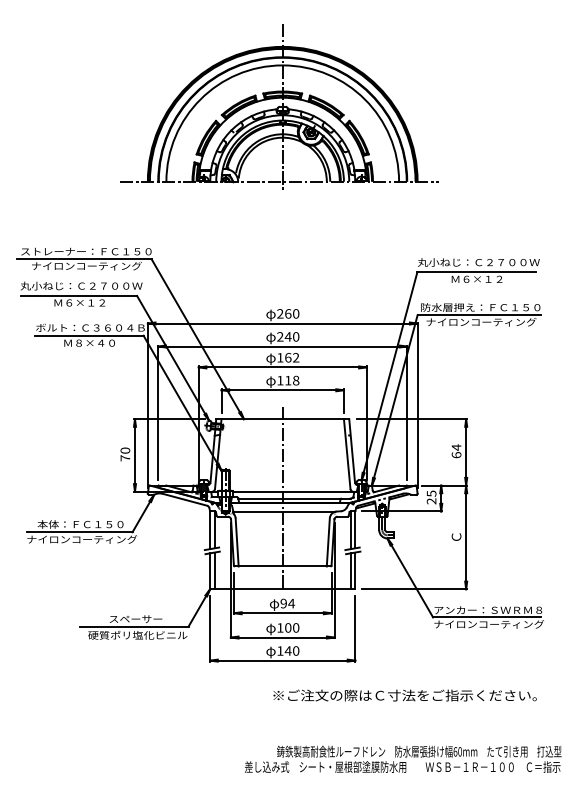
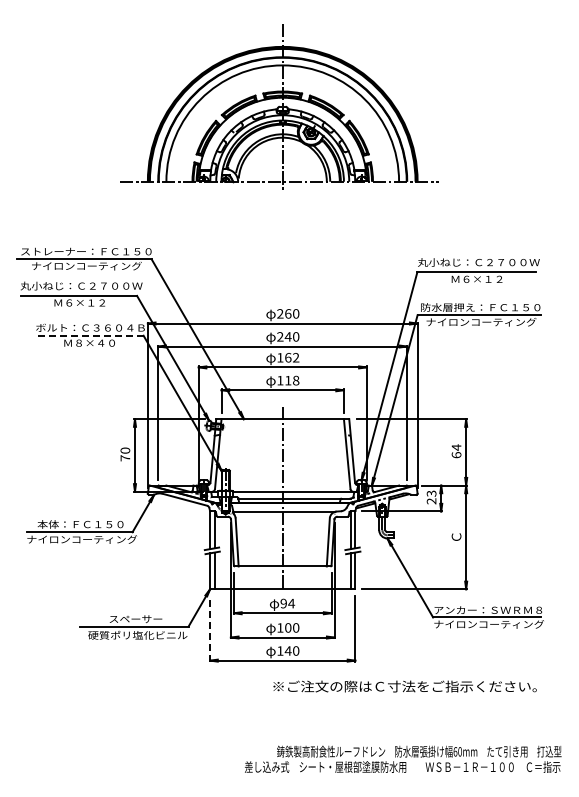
line: solid -> dashed (89, 335)
text: 25 -> 23 (430, 493)
line: solid -> dashed (210, 628)
text position: (404, 695) -> (404, 686) (404, 686)
